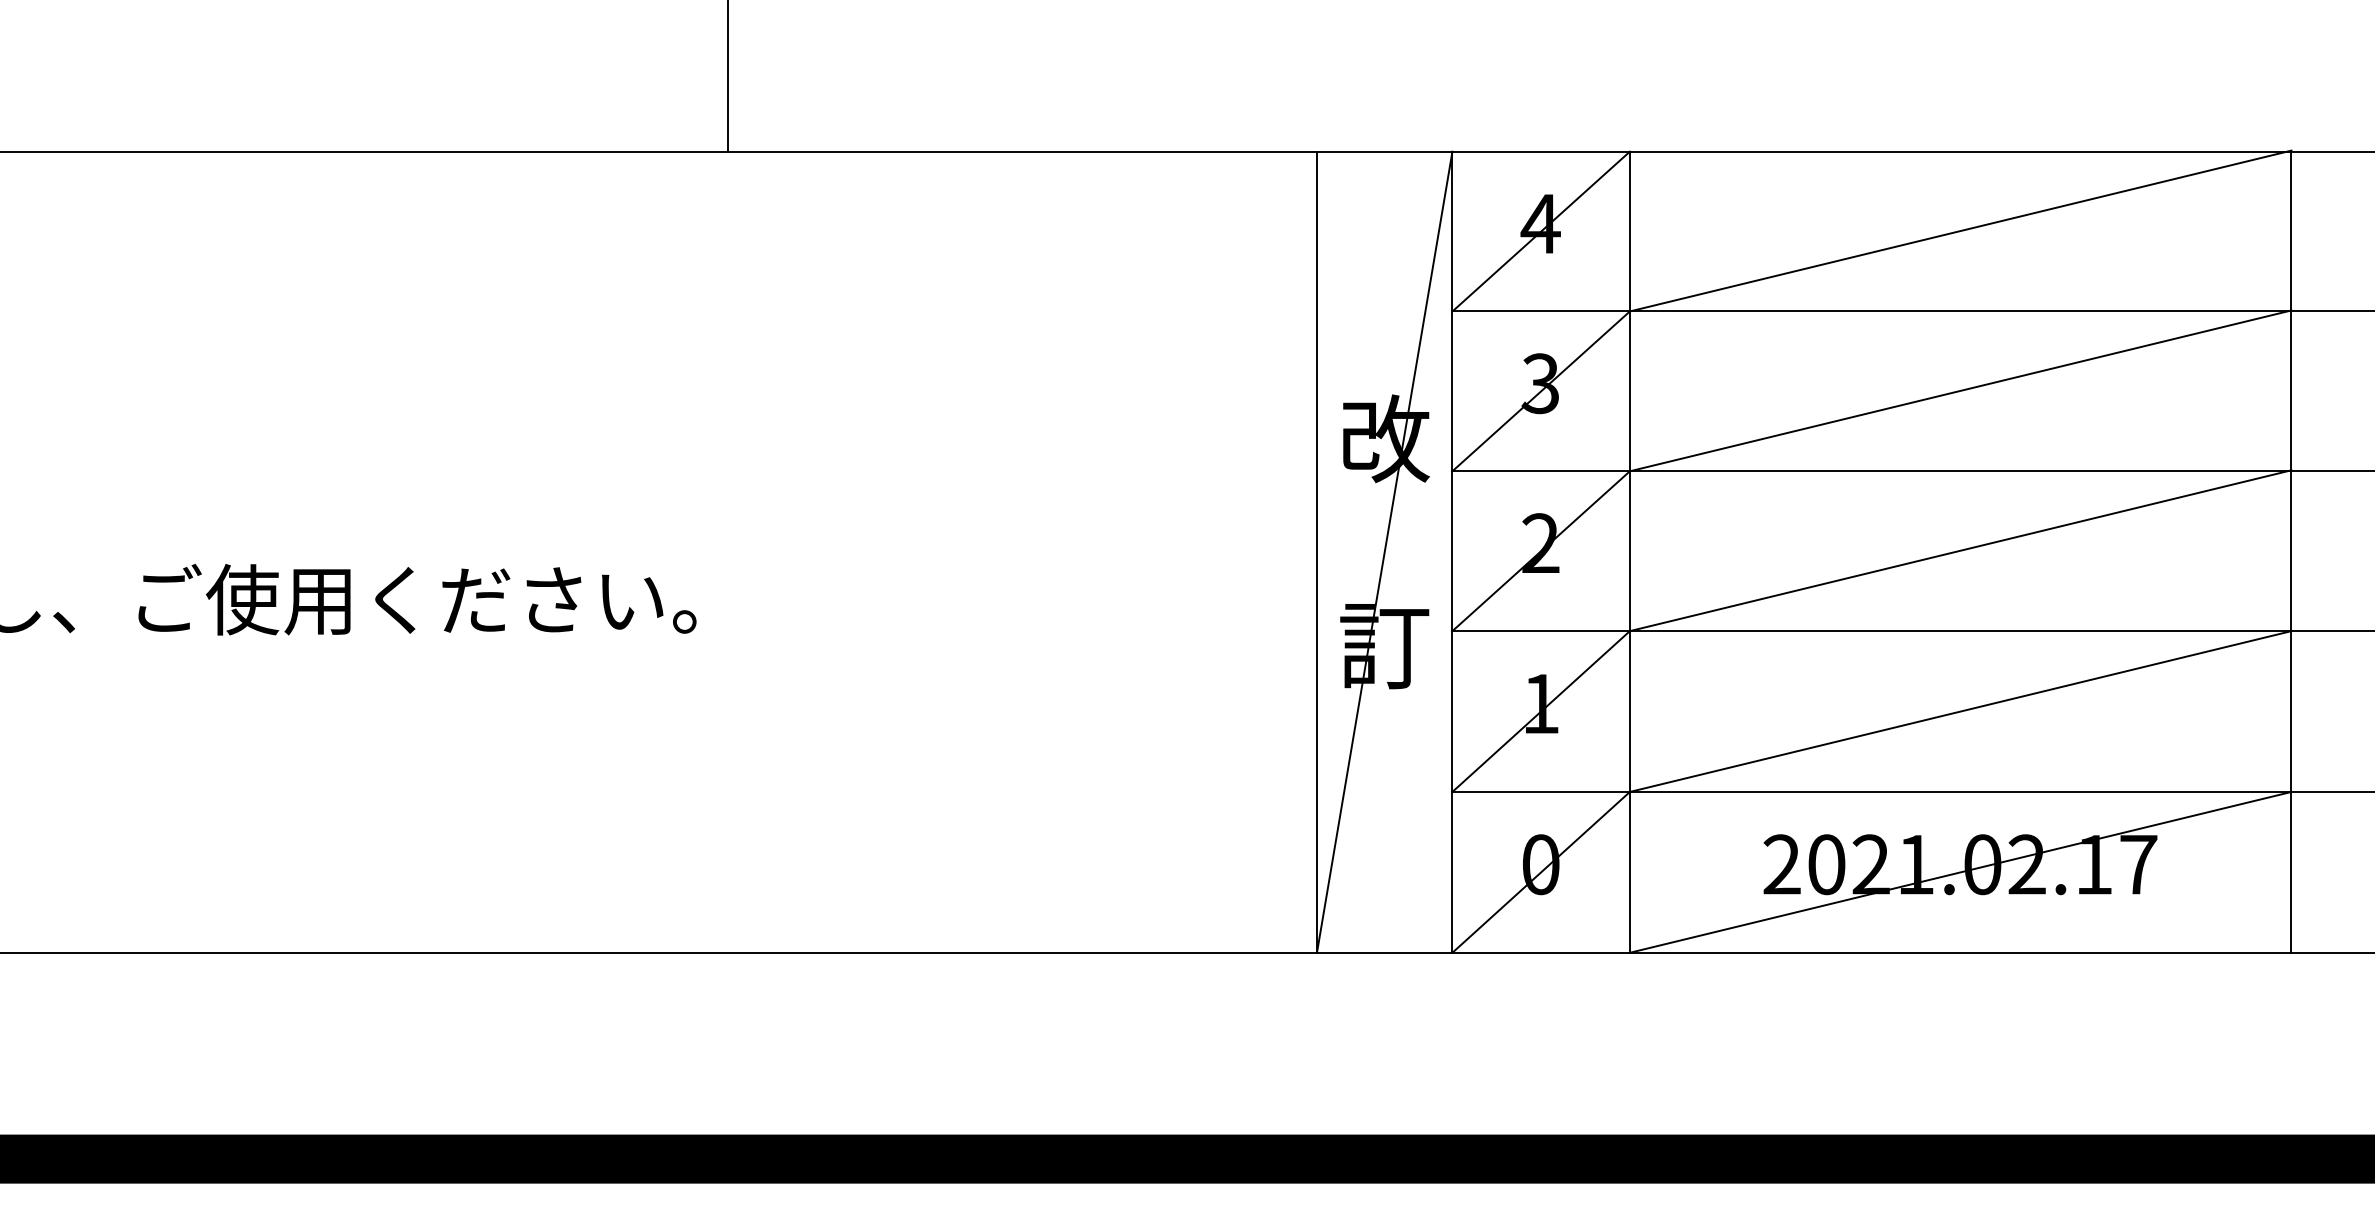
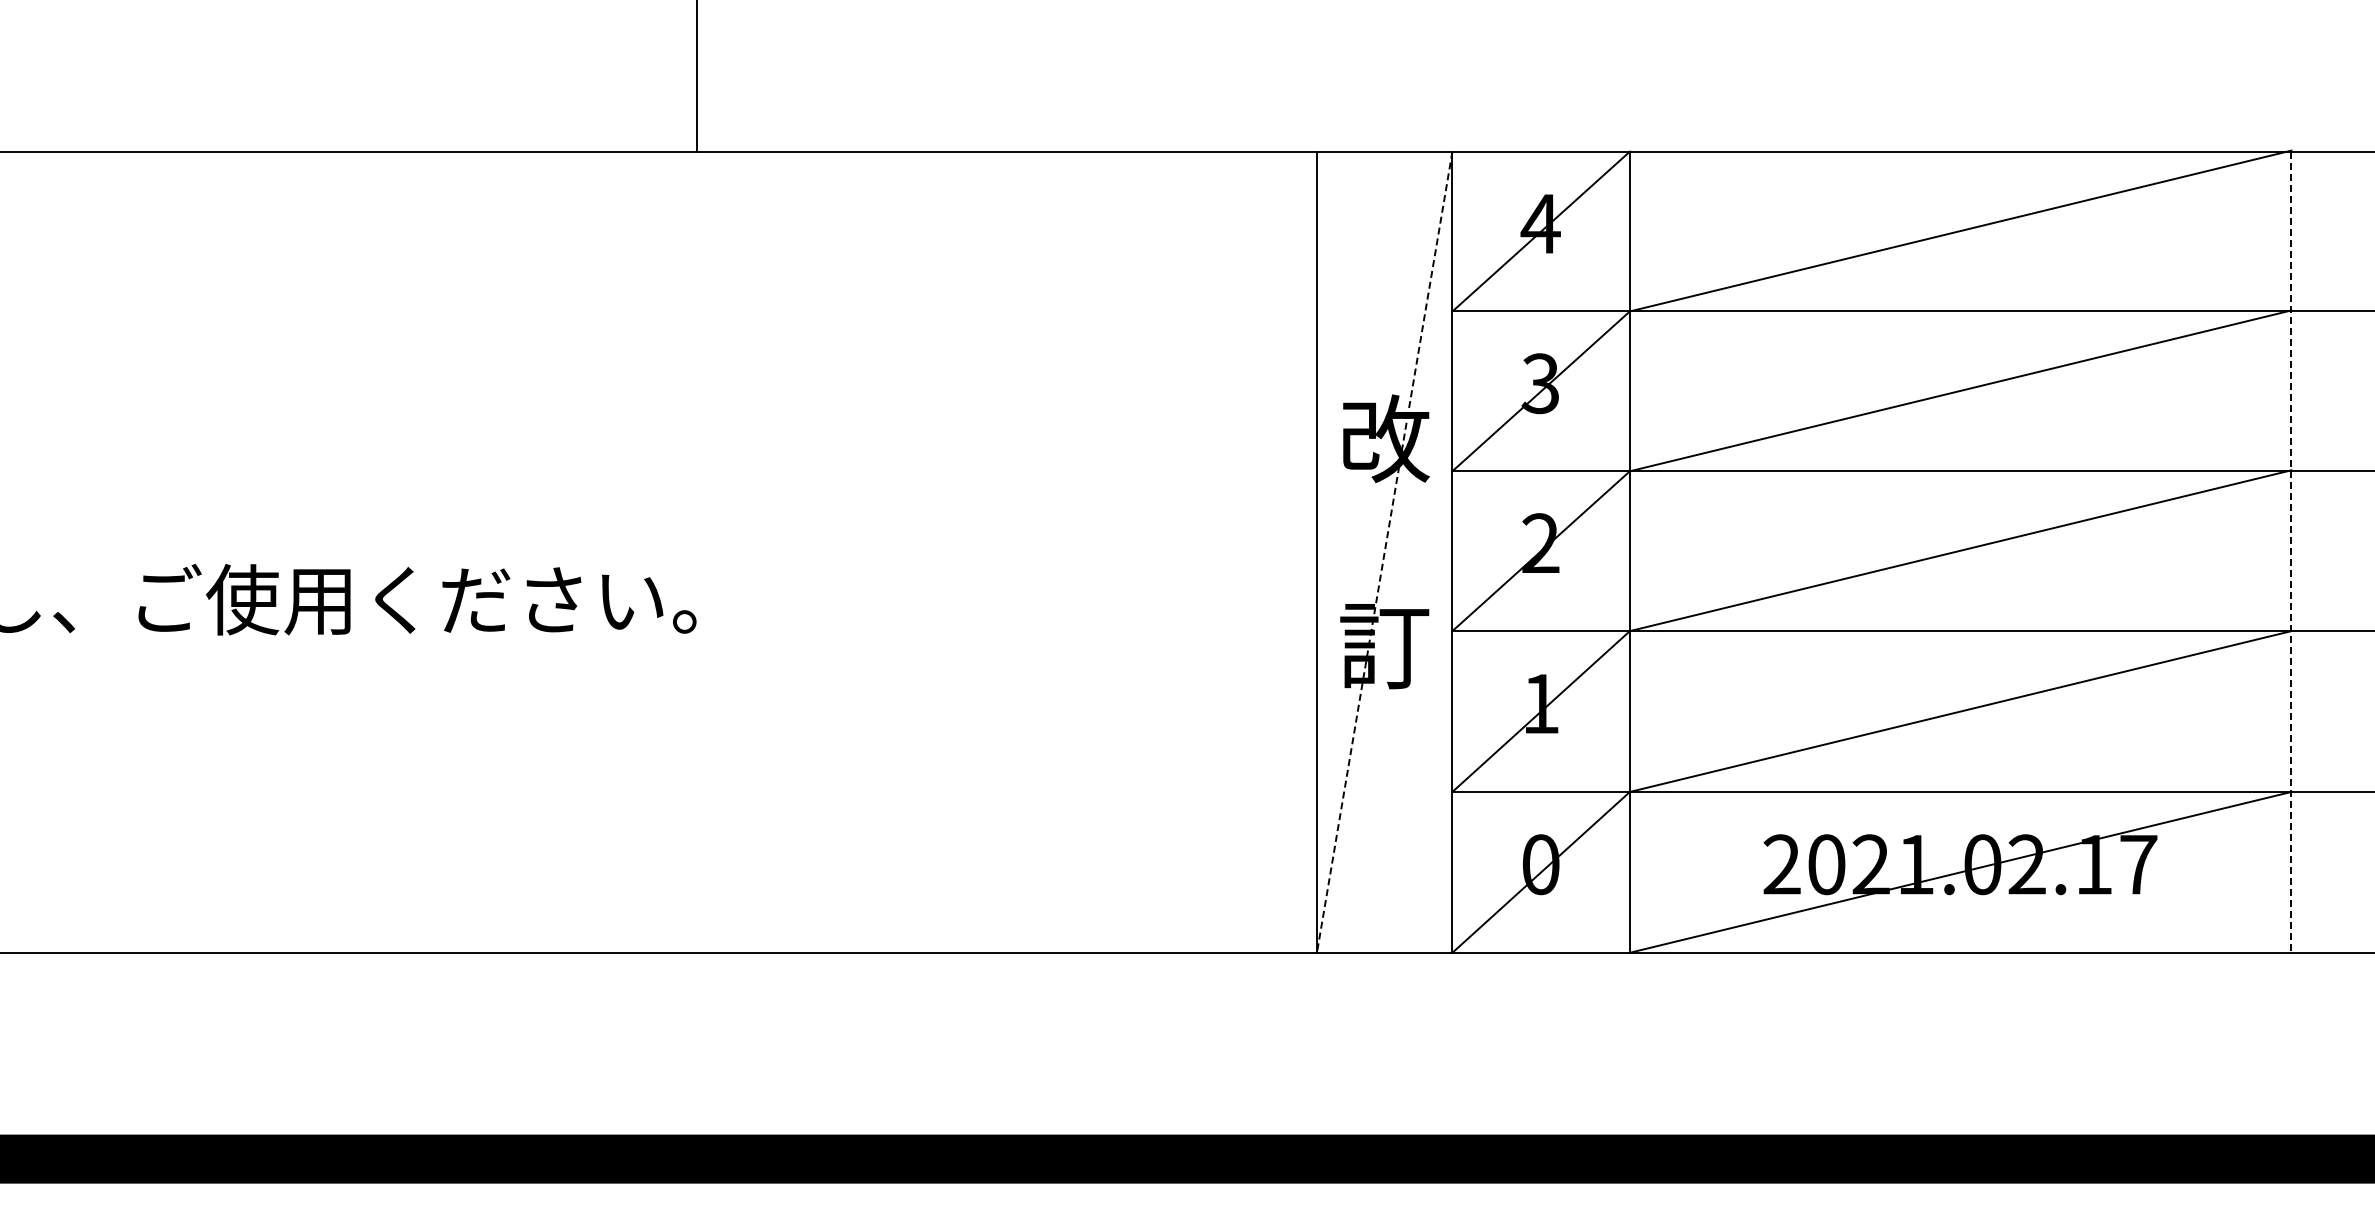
line position: (727, 76) -> (696, 76) (696, 76)
line: solid -> dashed (1384, 552)
line: solid -> dashed (2291, 552)
